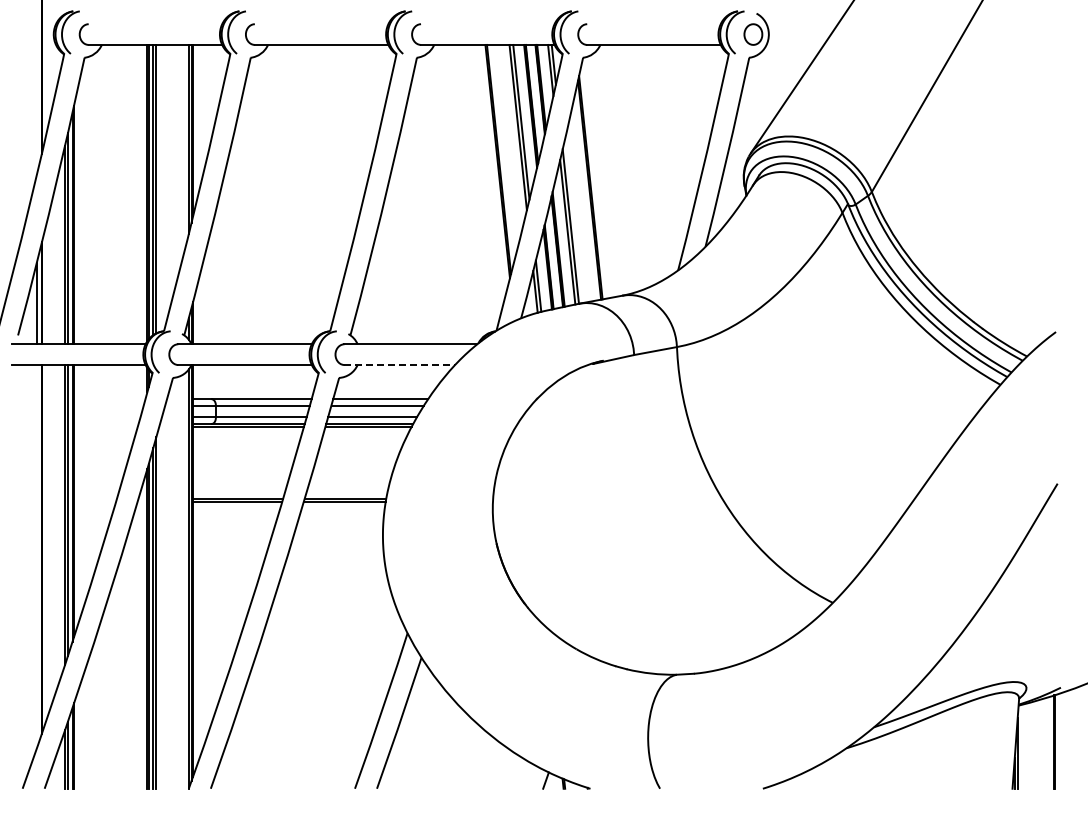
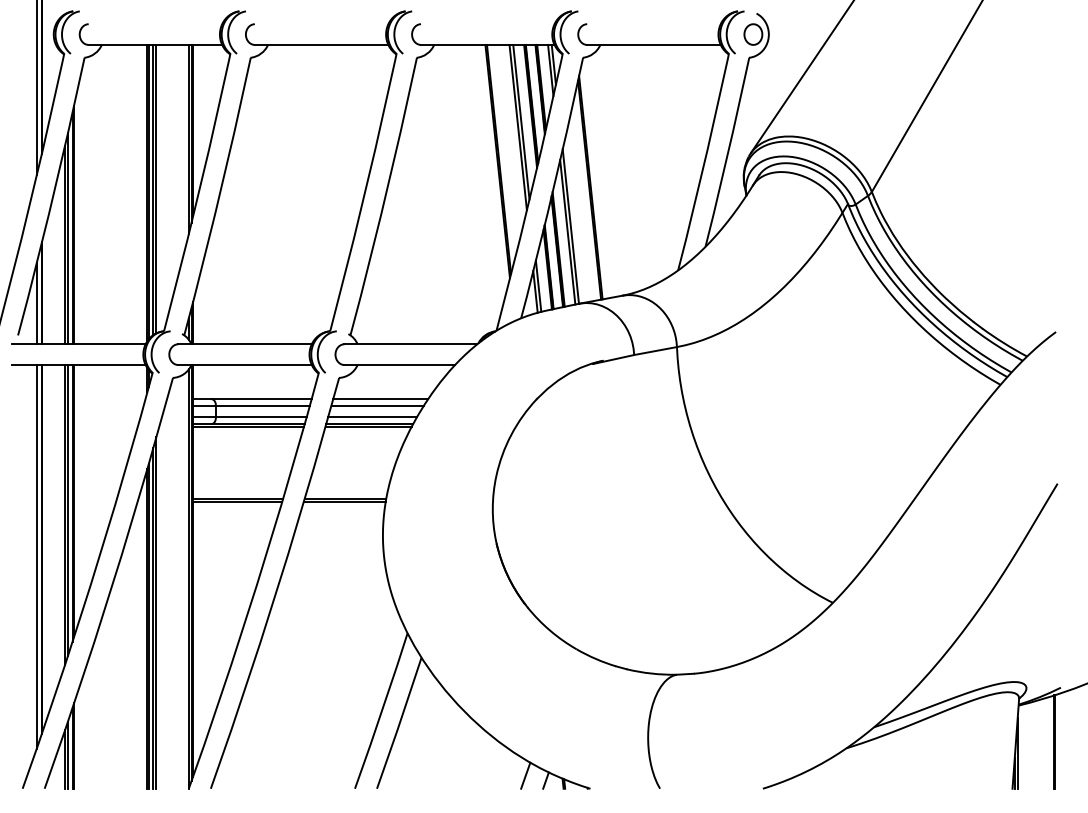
line: none -> present (36, 88)
line: dashed -> solid (400, 365)
line: none -> present (36, 556)
line: none -> present (525, 775)
